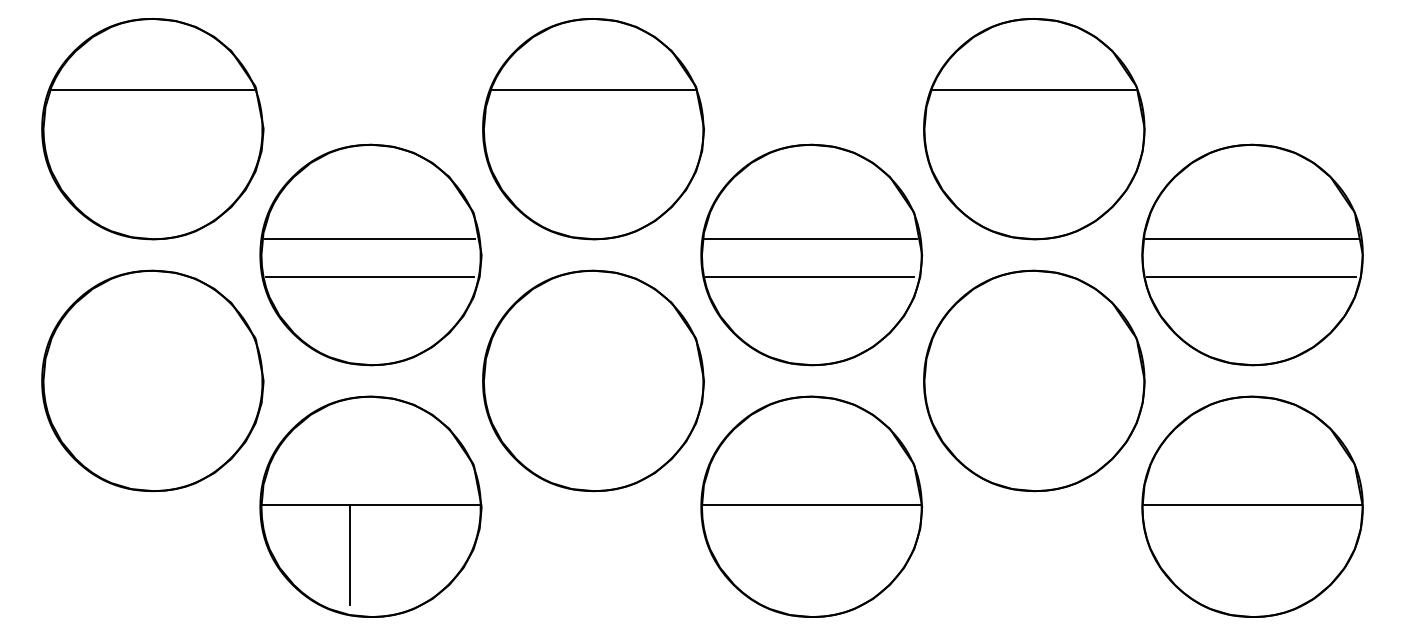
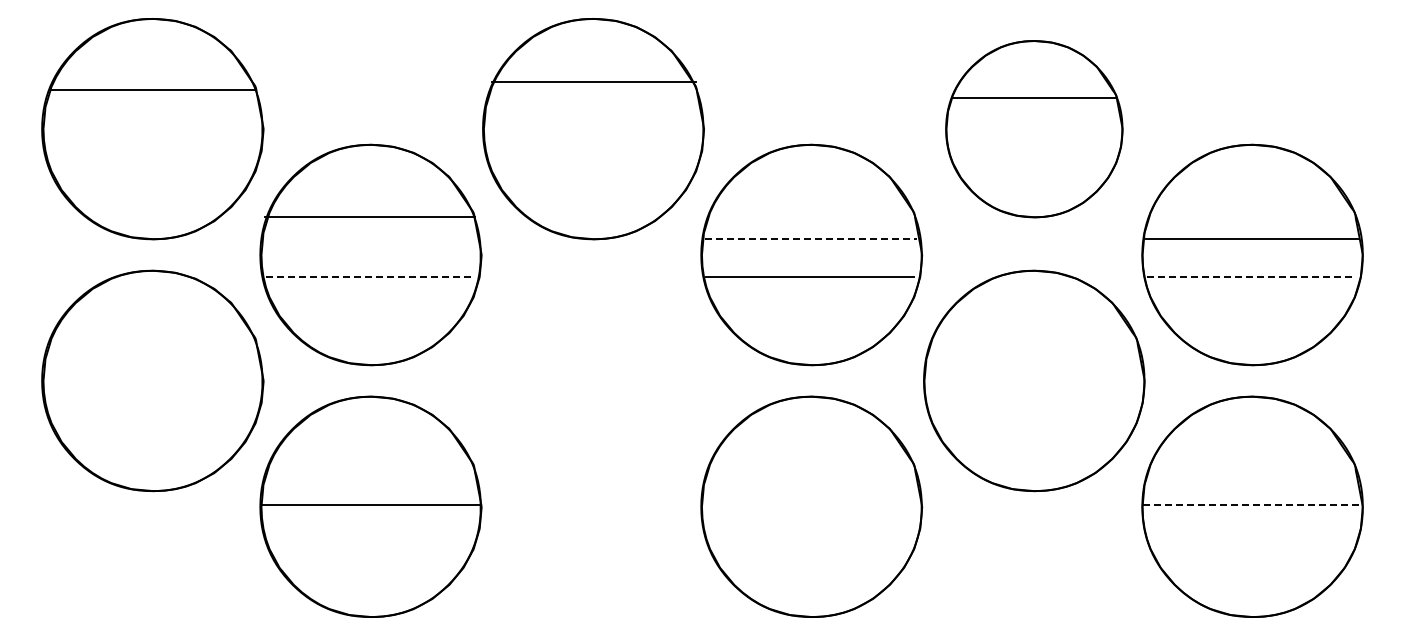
line position: (593, 89) -> (593, 81) (593, 81)
part size: 223x223 px -> 179x179 px (1034, 129)
line position: (369, 239) -> (369, 217) (369, 217)
line: solid -> dashed (810, 239)
line: solid -> dashed (369, 277)
line: solid -> dashed (1251, 277)
part: present -> none (593, 380)
line: present -> none (811, 505)
line: solid -> dashed (1252, 505)
line: present -> none (350, 555)
